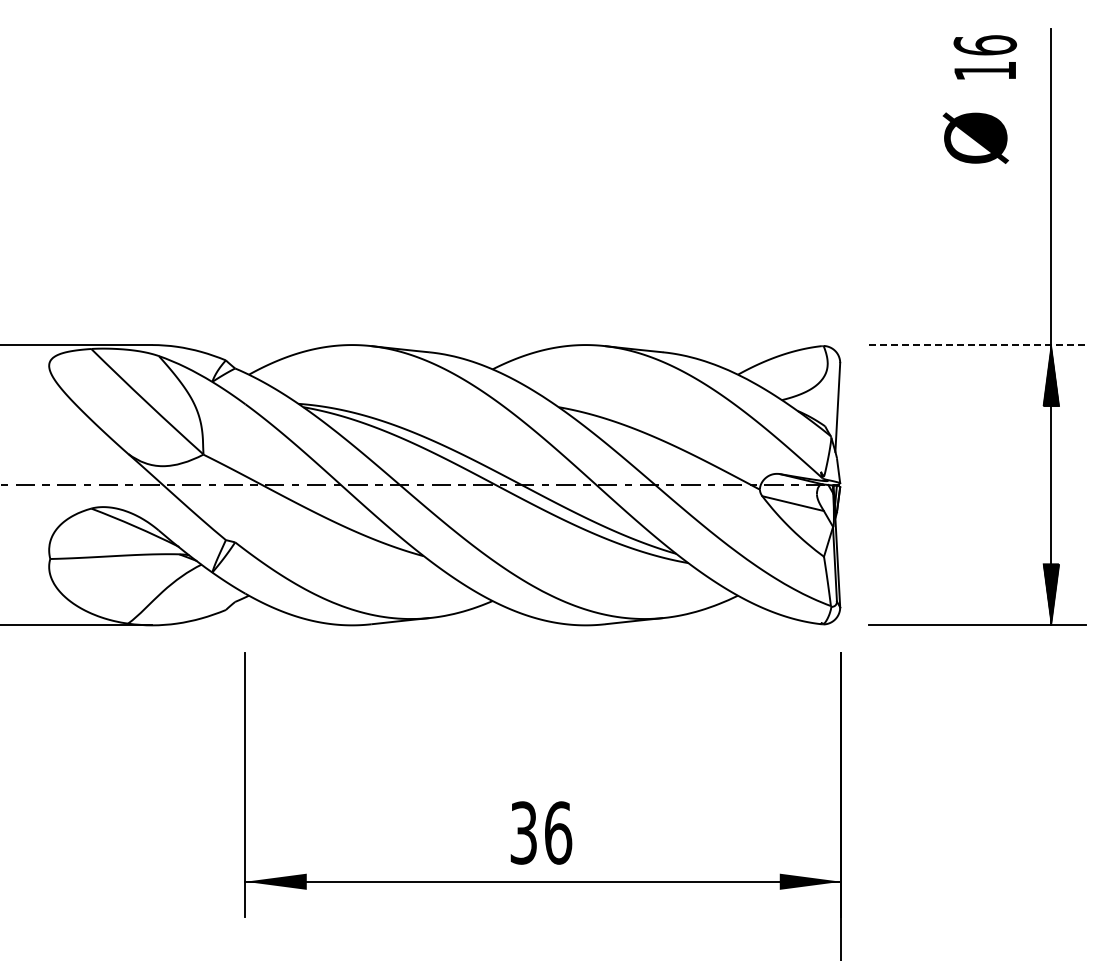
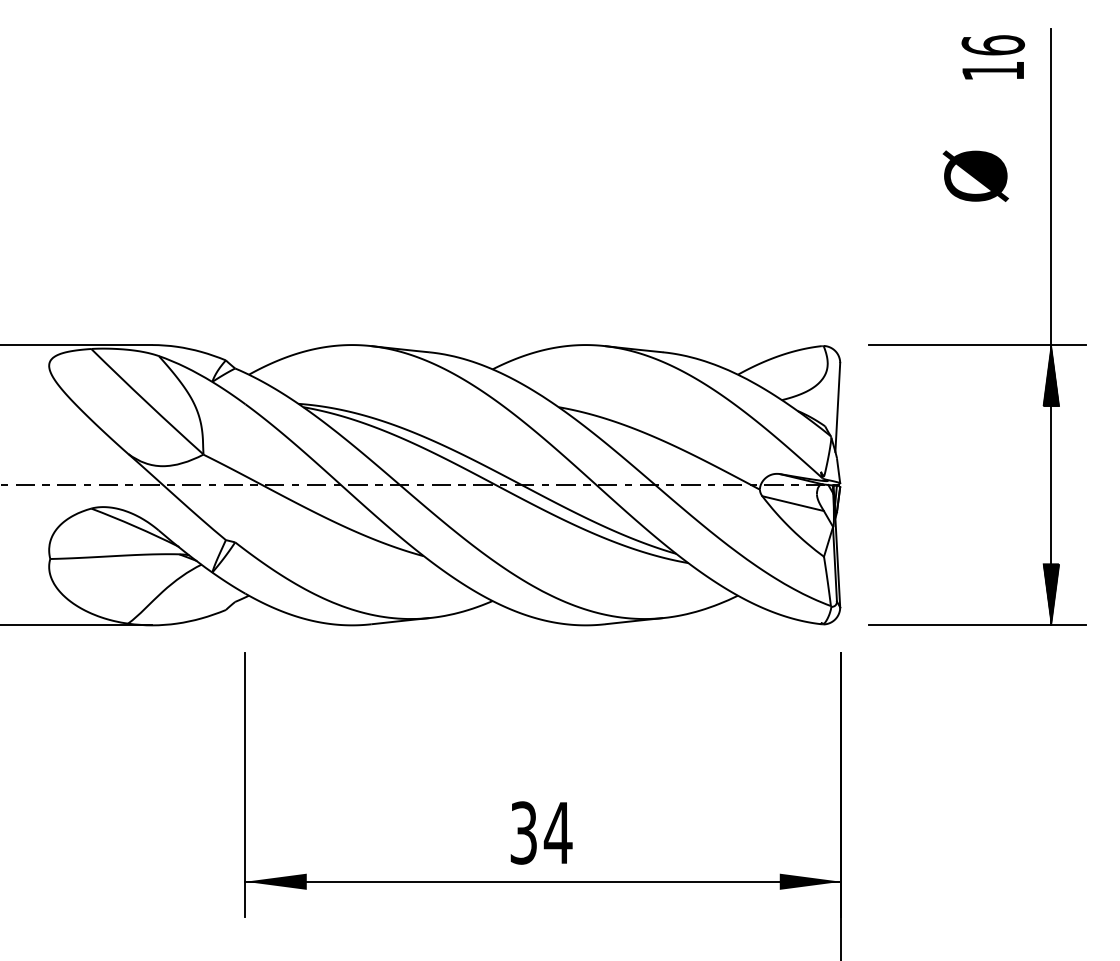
text position: (984, 57) -> (992, 57) (992, 57)
text position: (975, 137) -> (975, 175) (975, 175)
line: dashed -> solid (977, 345)
text: 36 -> 34 (557, 832)
